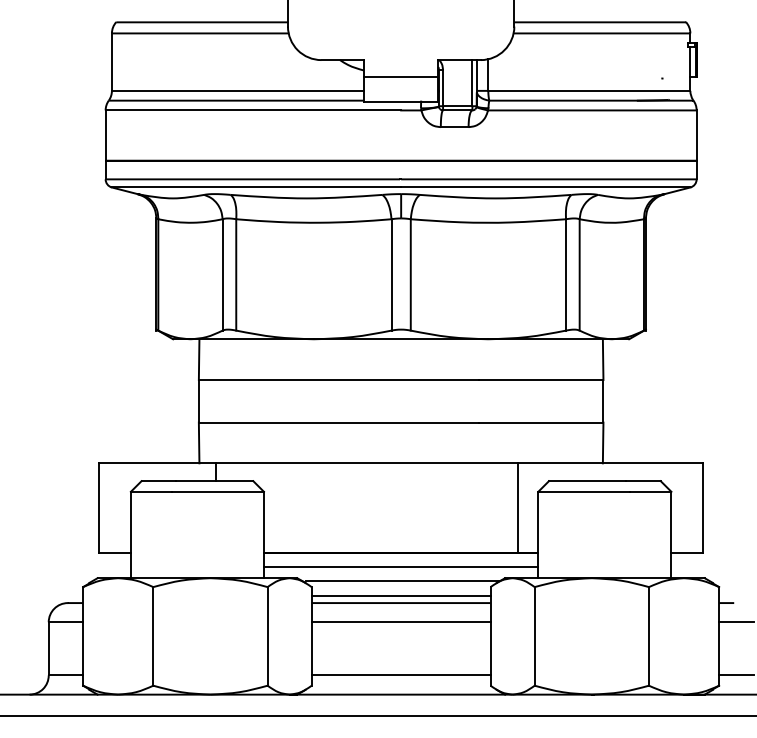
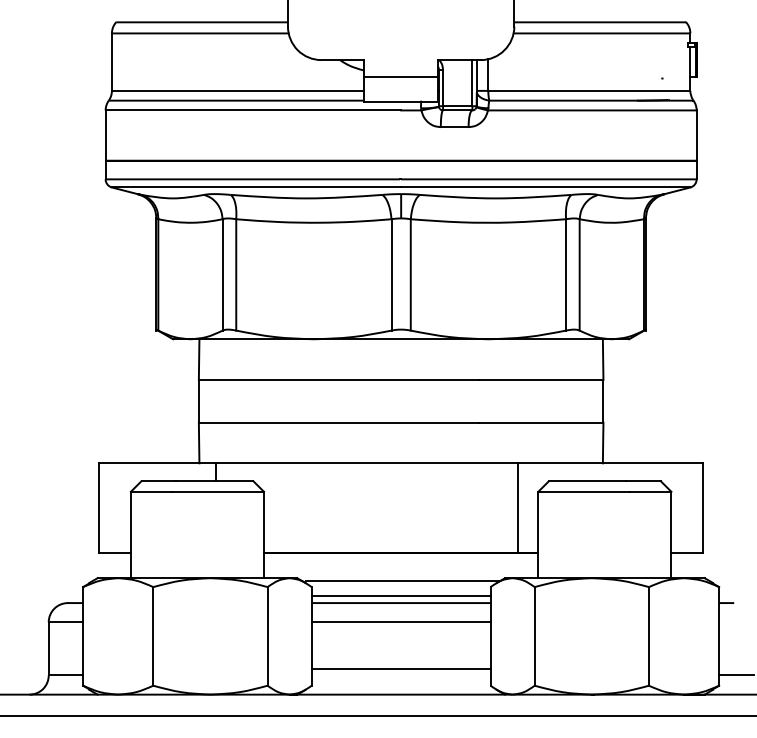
line: present -> none (400, 567)
line: present -> none (736, 622)
line position: (400, 675) -> (400, 669) (400, 669)
